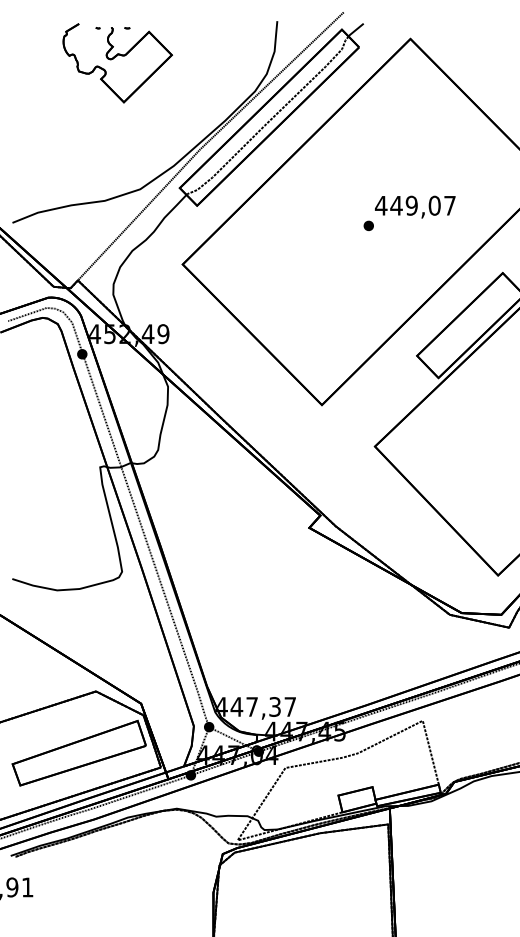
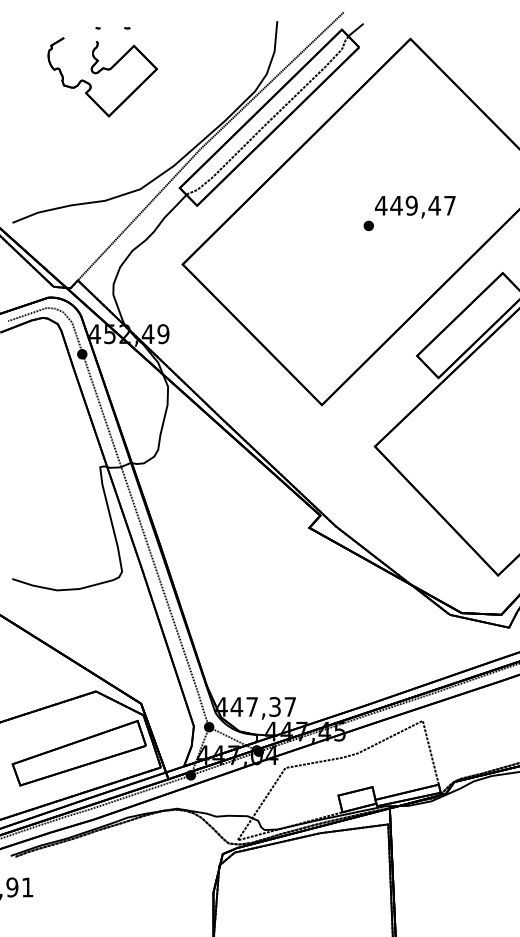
part position: (117, 63) -> (102, 77) (102, 77)
text: 449,07 -> 449,47 (434, 205)
